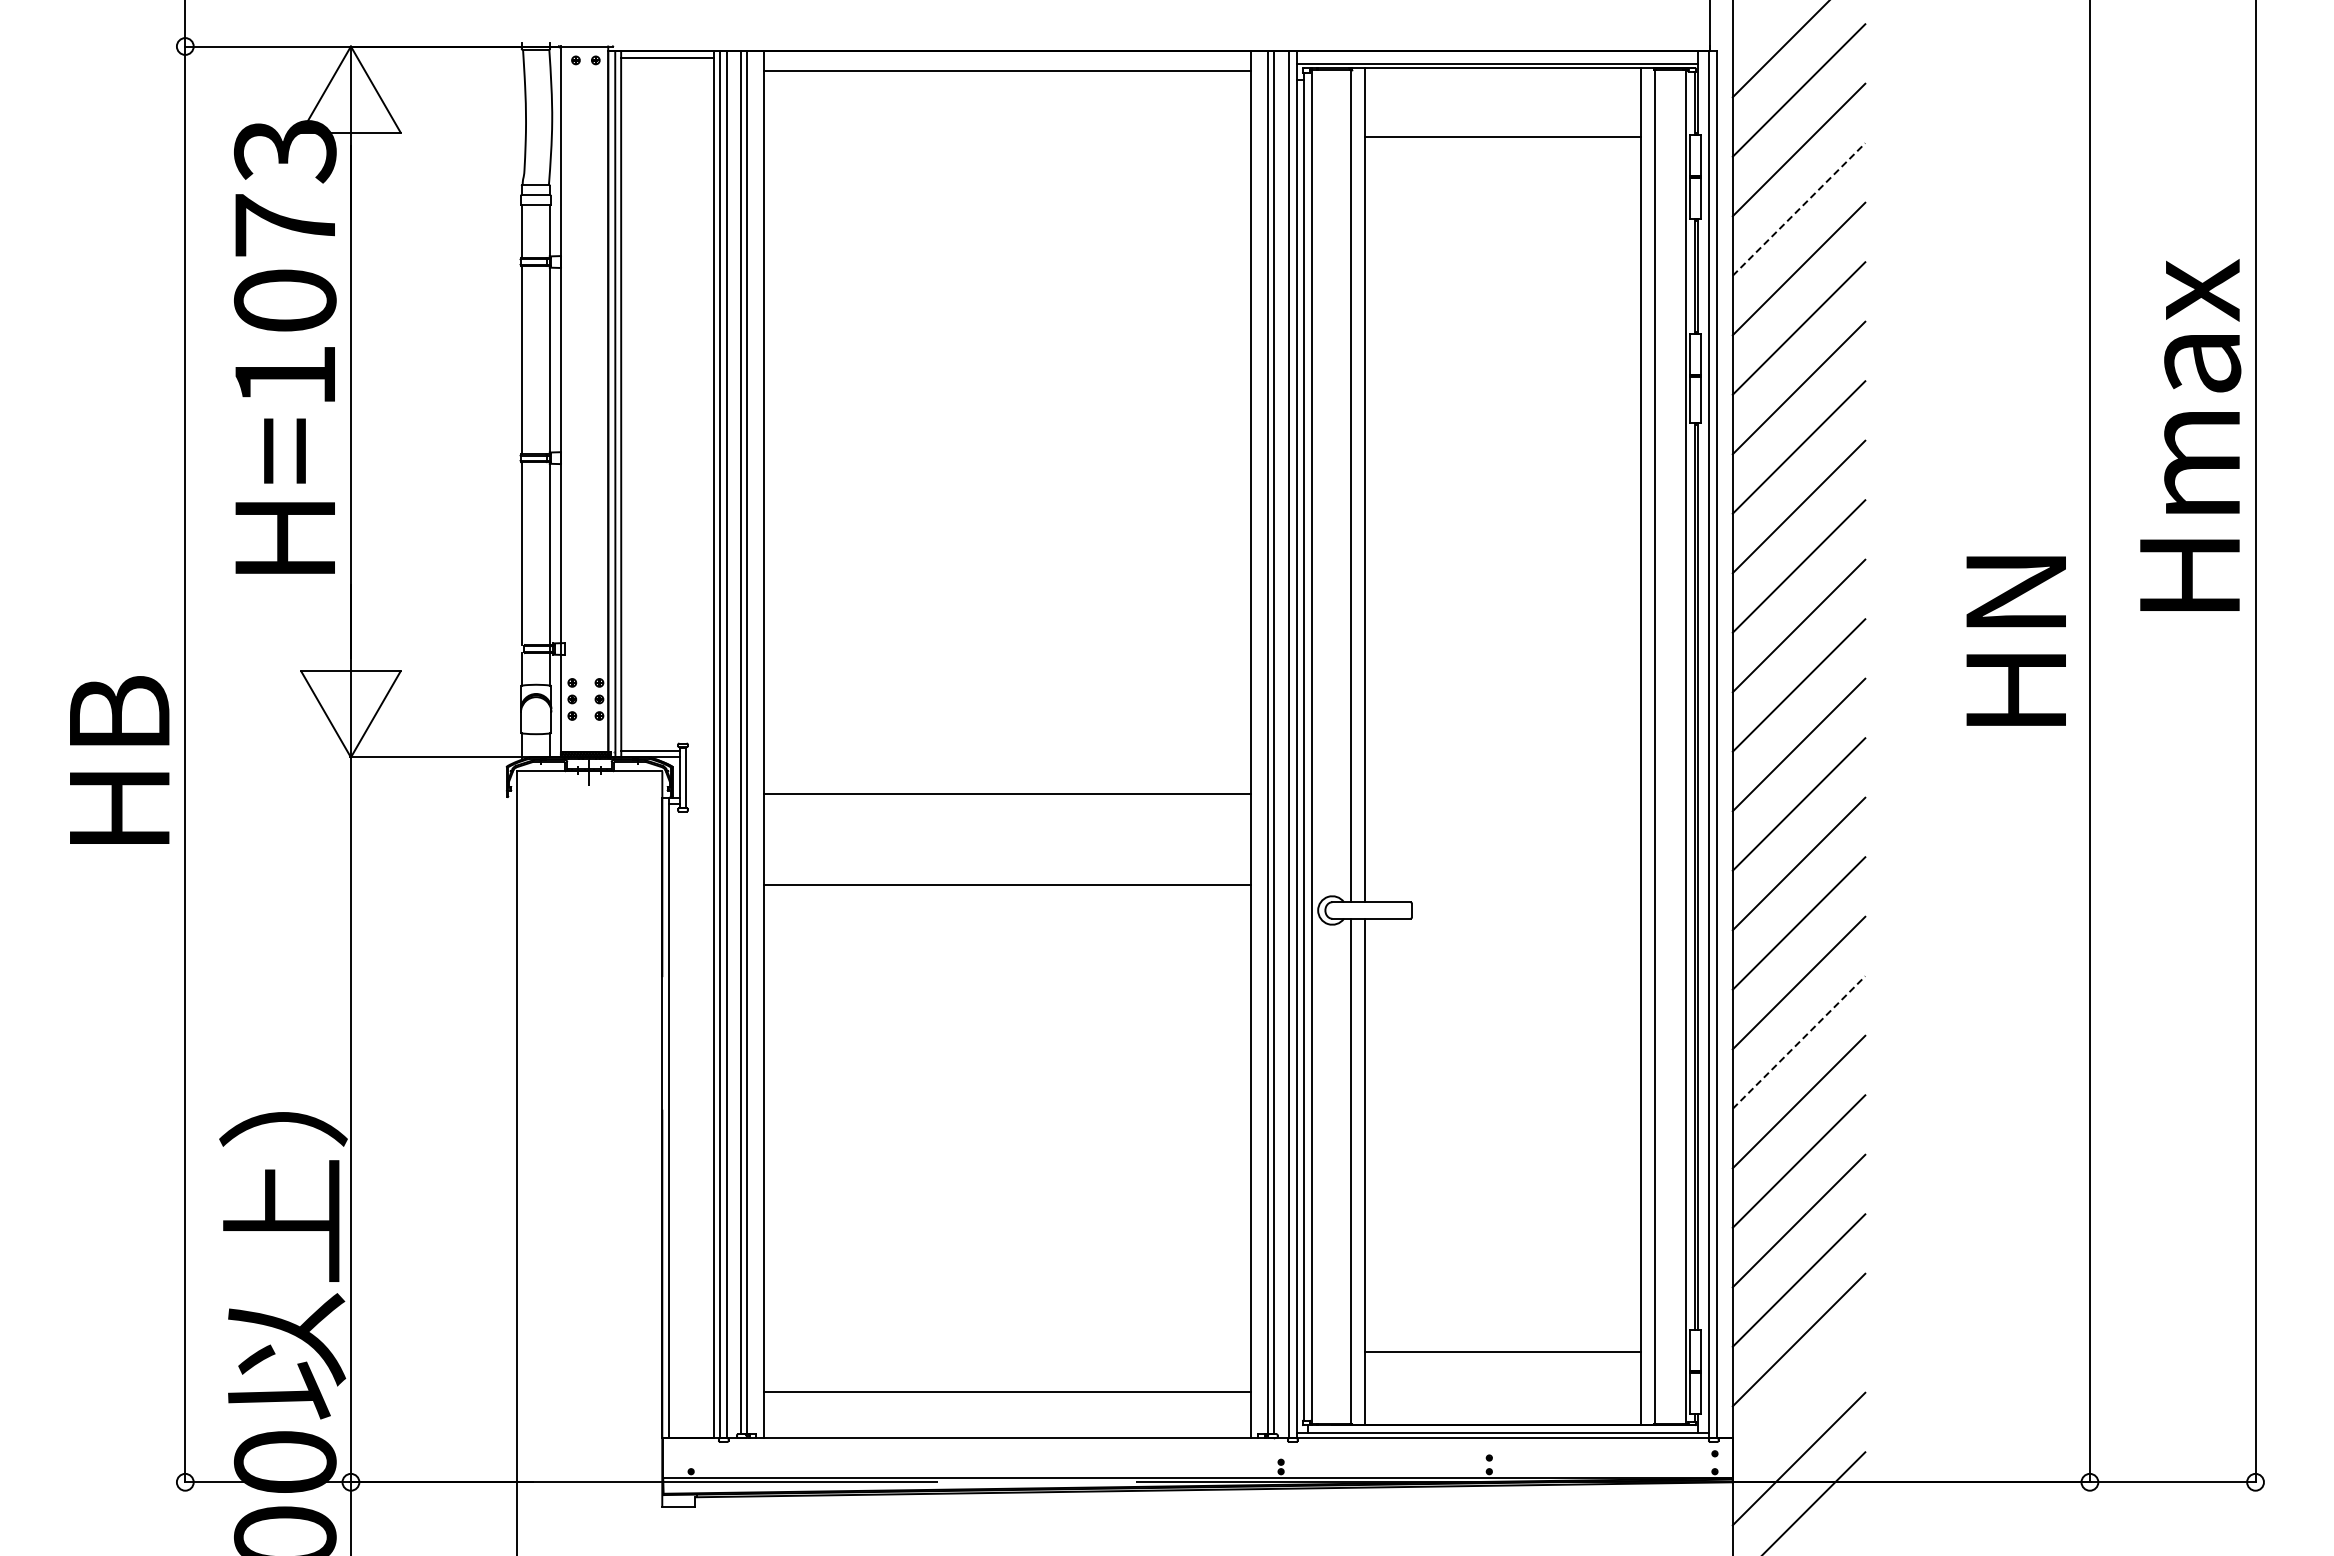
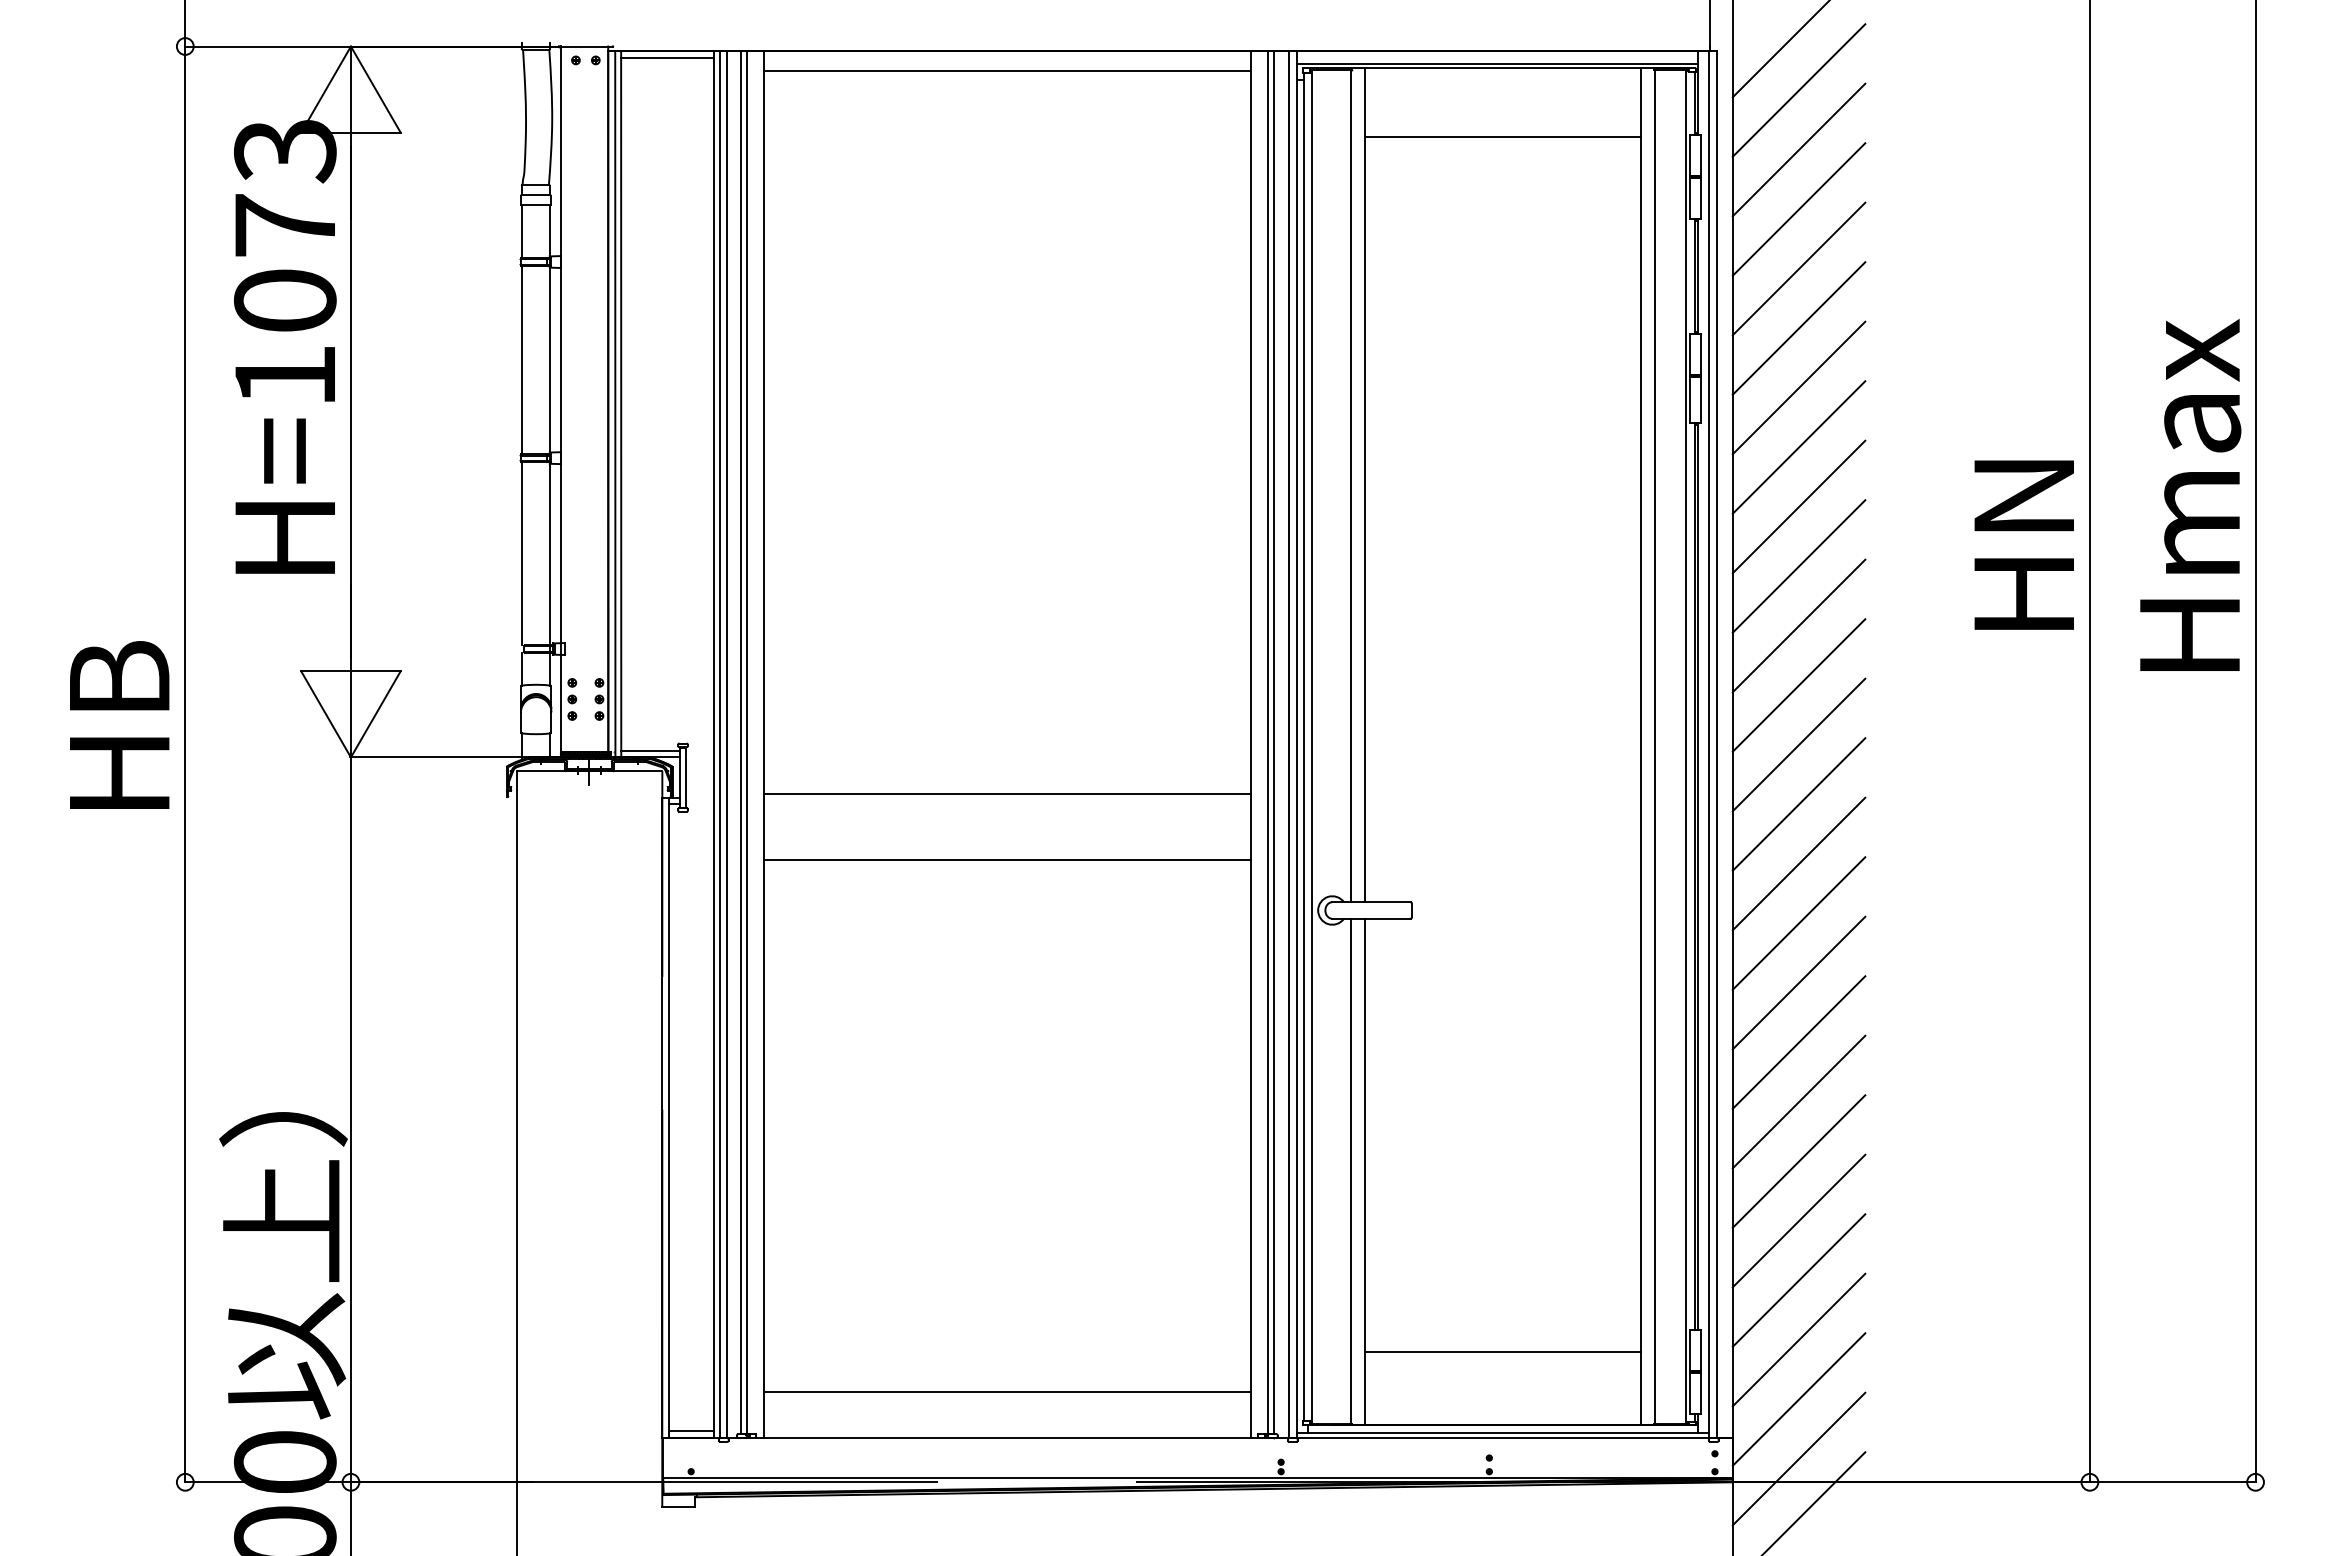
line: dashed -> solid (1799, 209)
text position: (2190, 434) -> (2190, 494) (2190, 494)
text position: (2015, 640) -> (2023, 544) (2023, 544)
text position: (119, 759) -> (119, 724) (119, 724)
line position: (1007, 885) -> (1007, 860) (1007, 860)
line: dashed -> solid (1799, 1042)
line: none -> present (1798, 1399)
line: none -> present (691, 1431)
